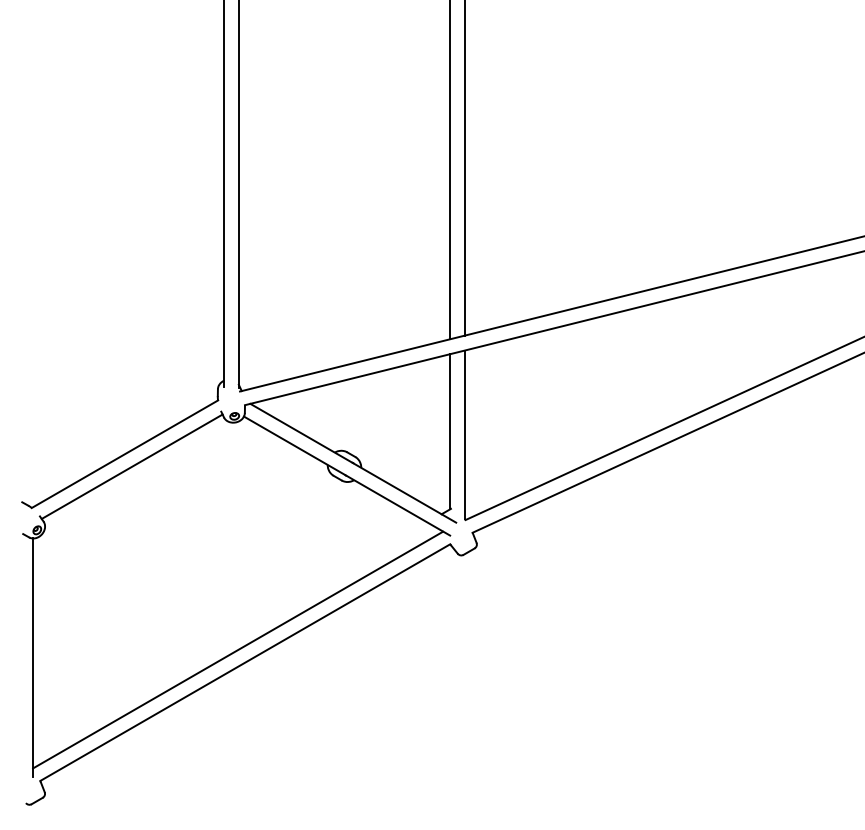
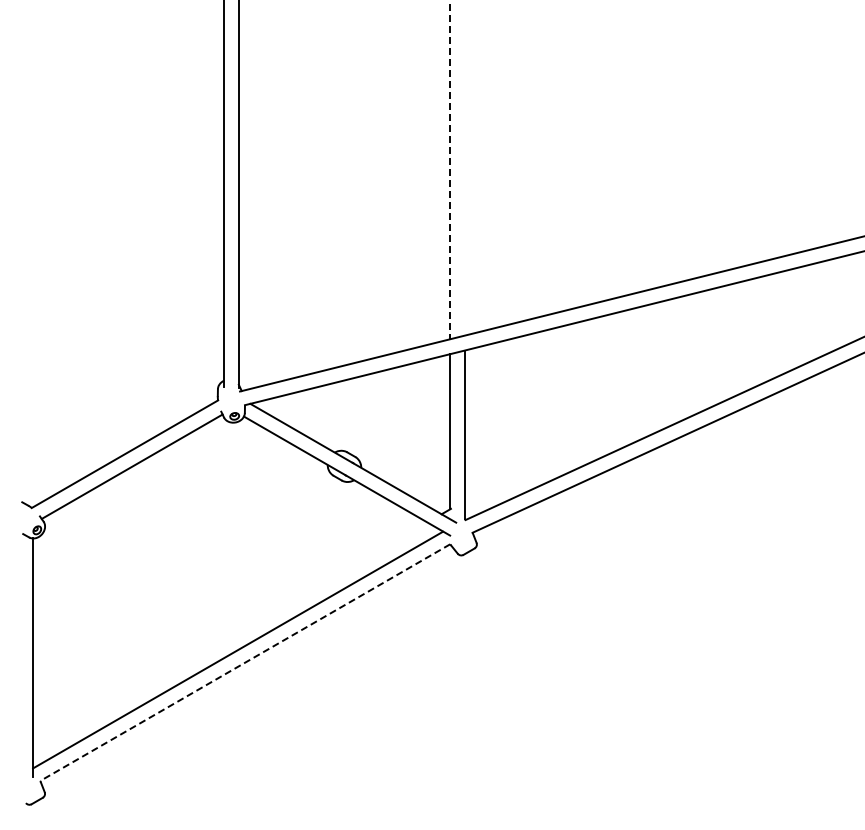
line: present -> none (464, 168)
line: solid -> dashed (450, 170)
line: solid -> dashed (245, 662)
